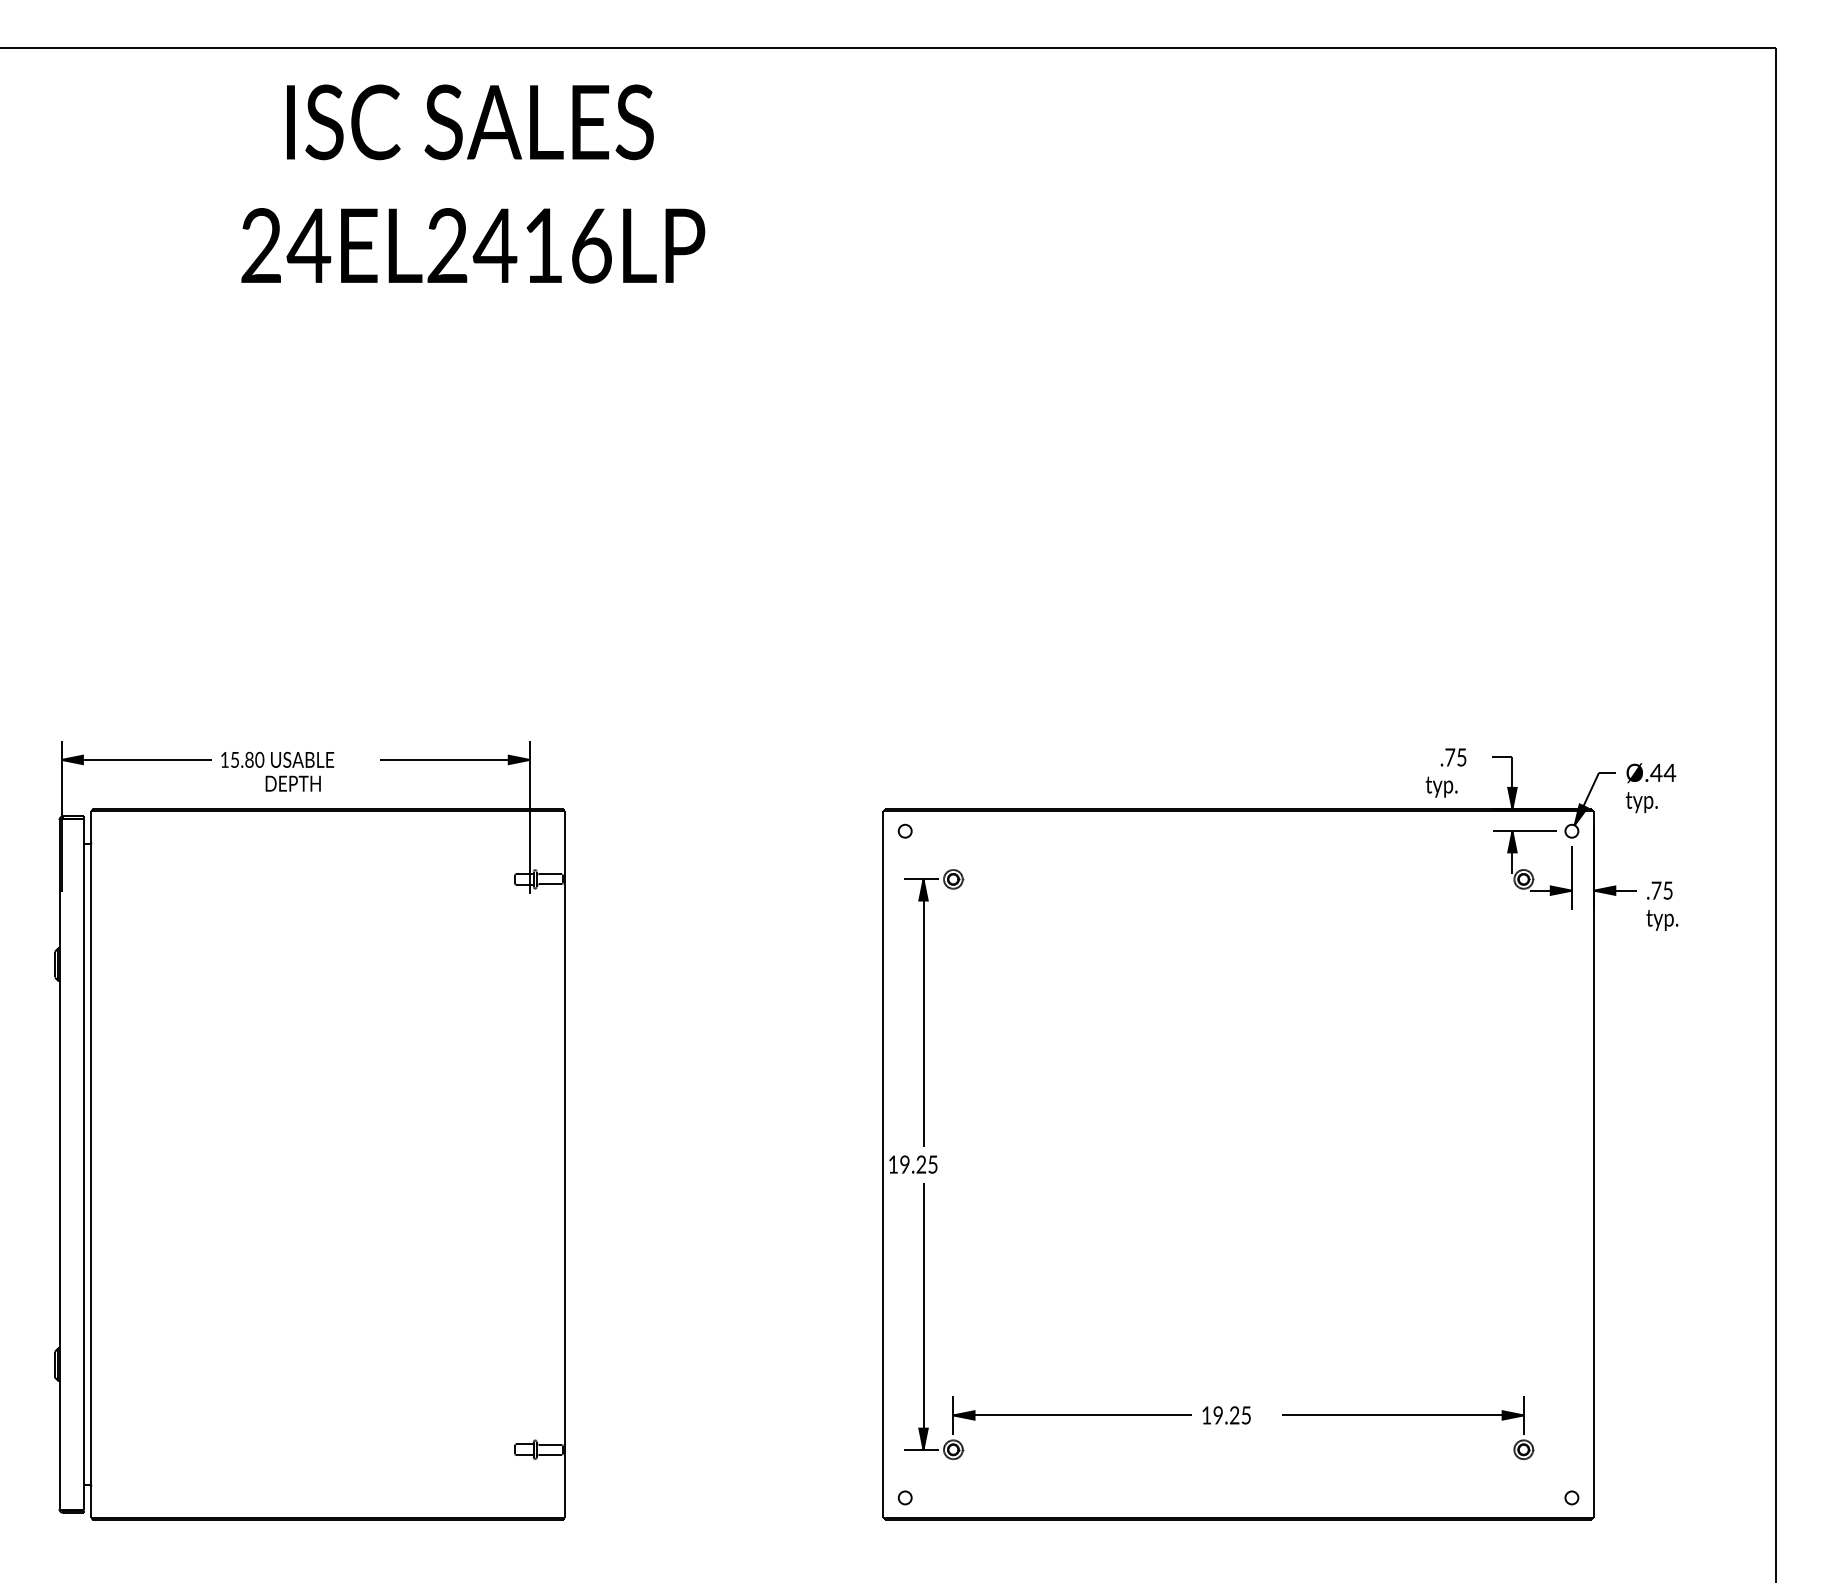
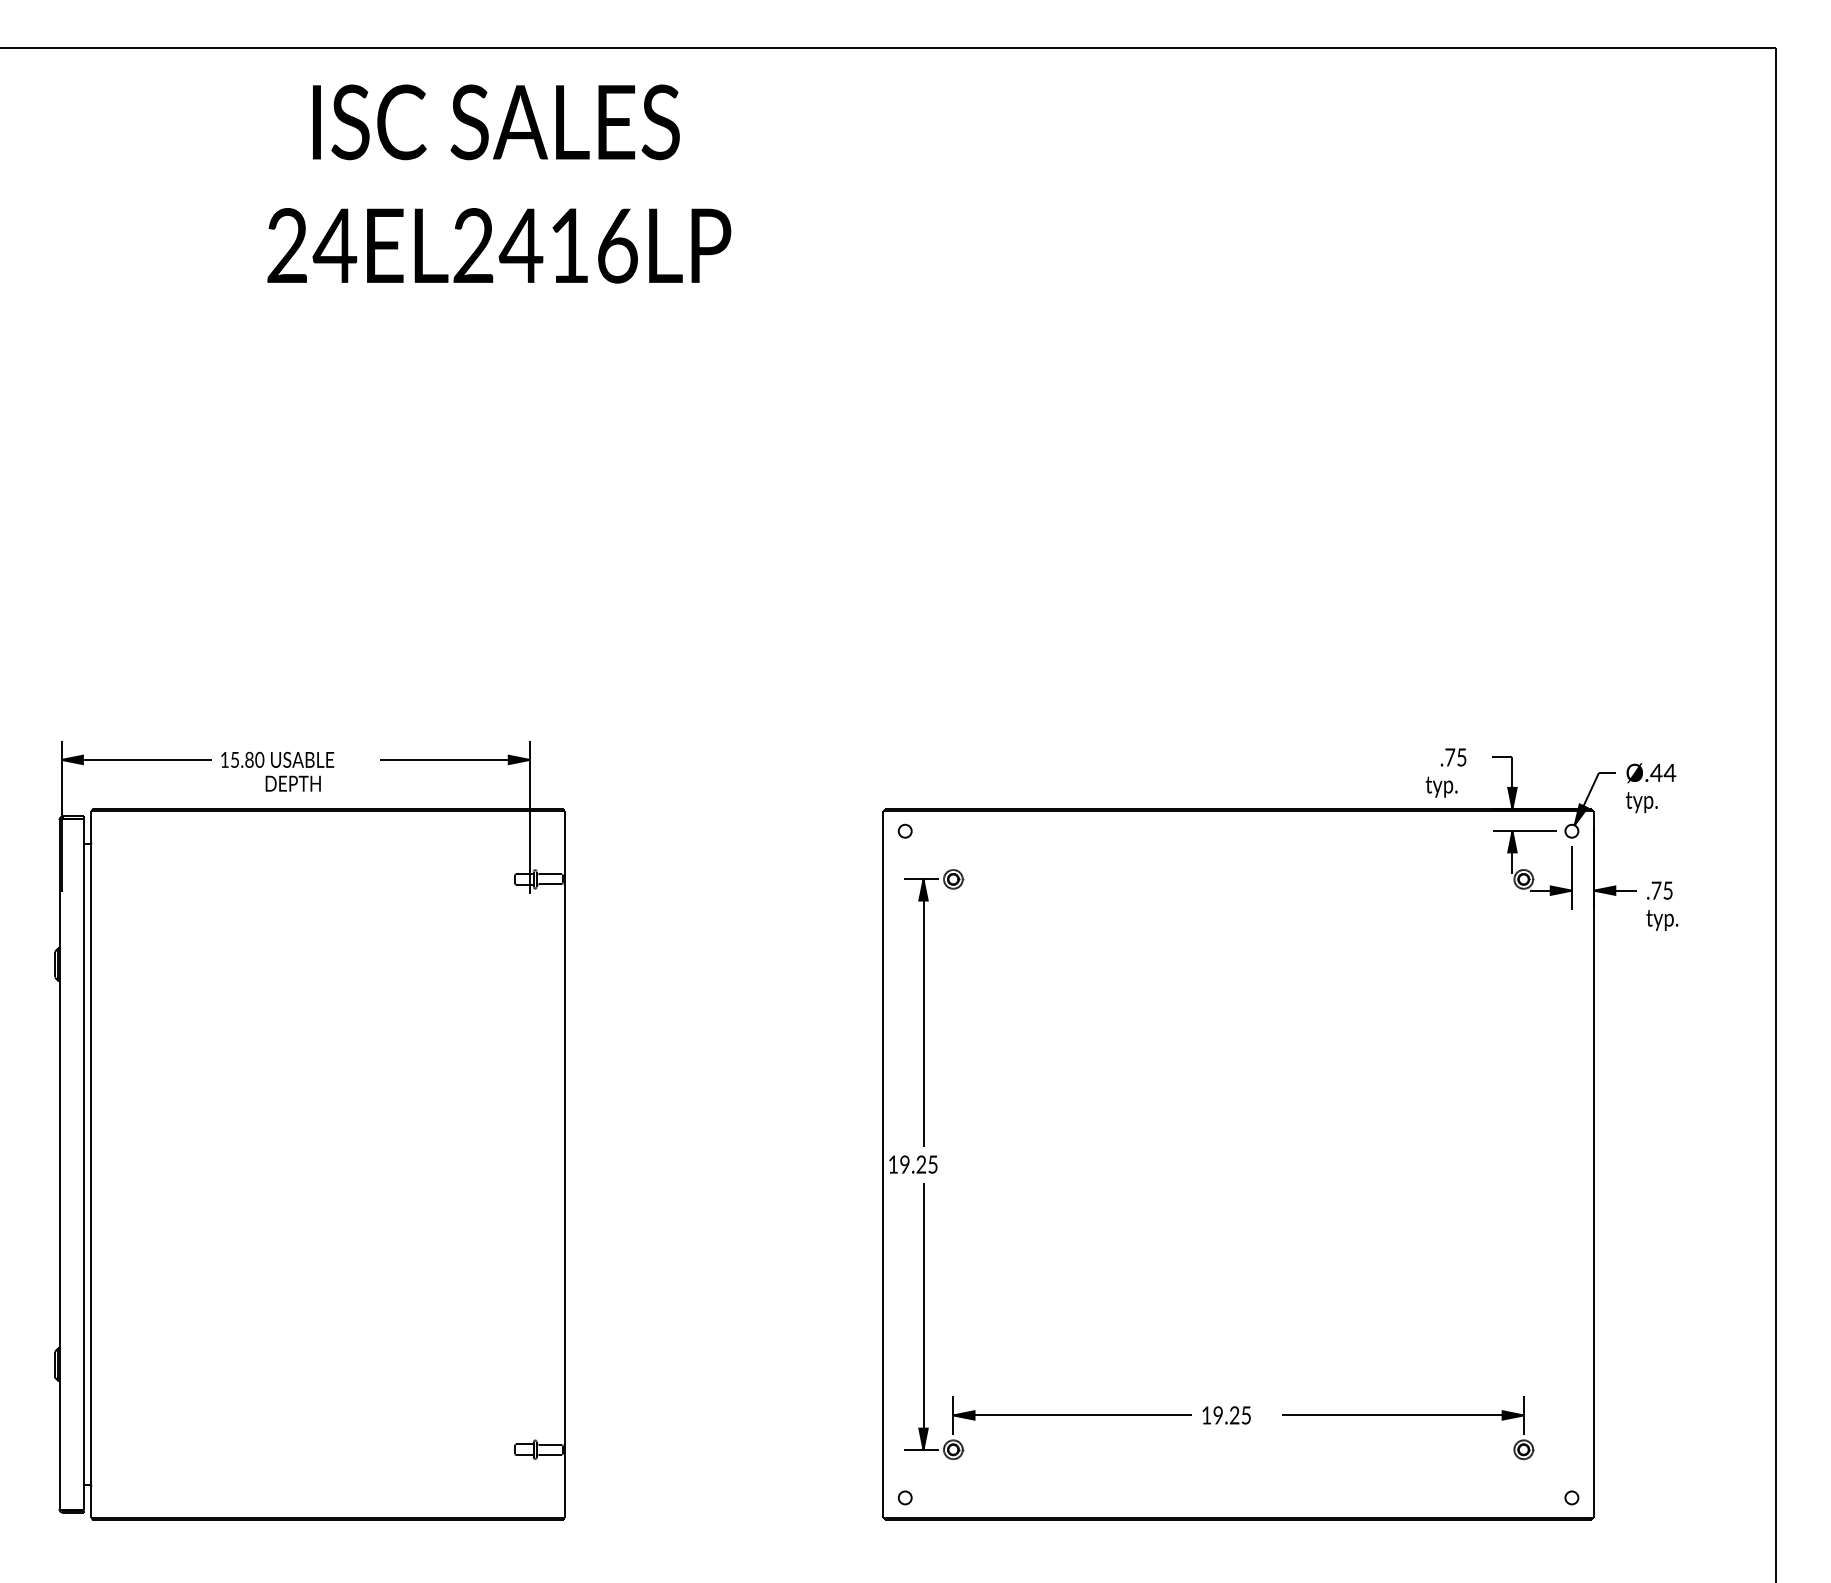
text position: (473, 183) -> (499, 183) (499, 183)
